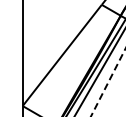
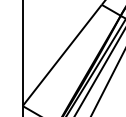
line: dashed -> solid (108, 82)
